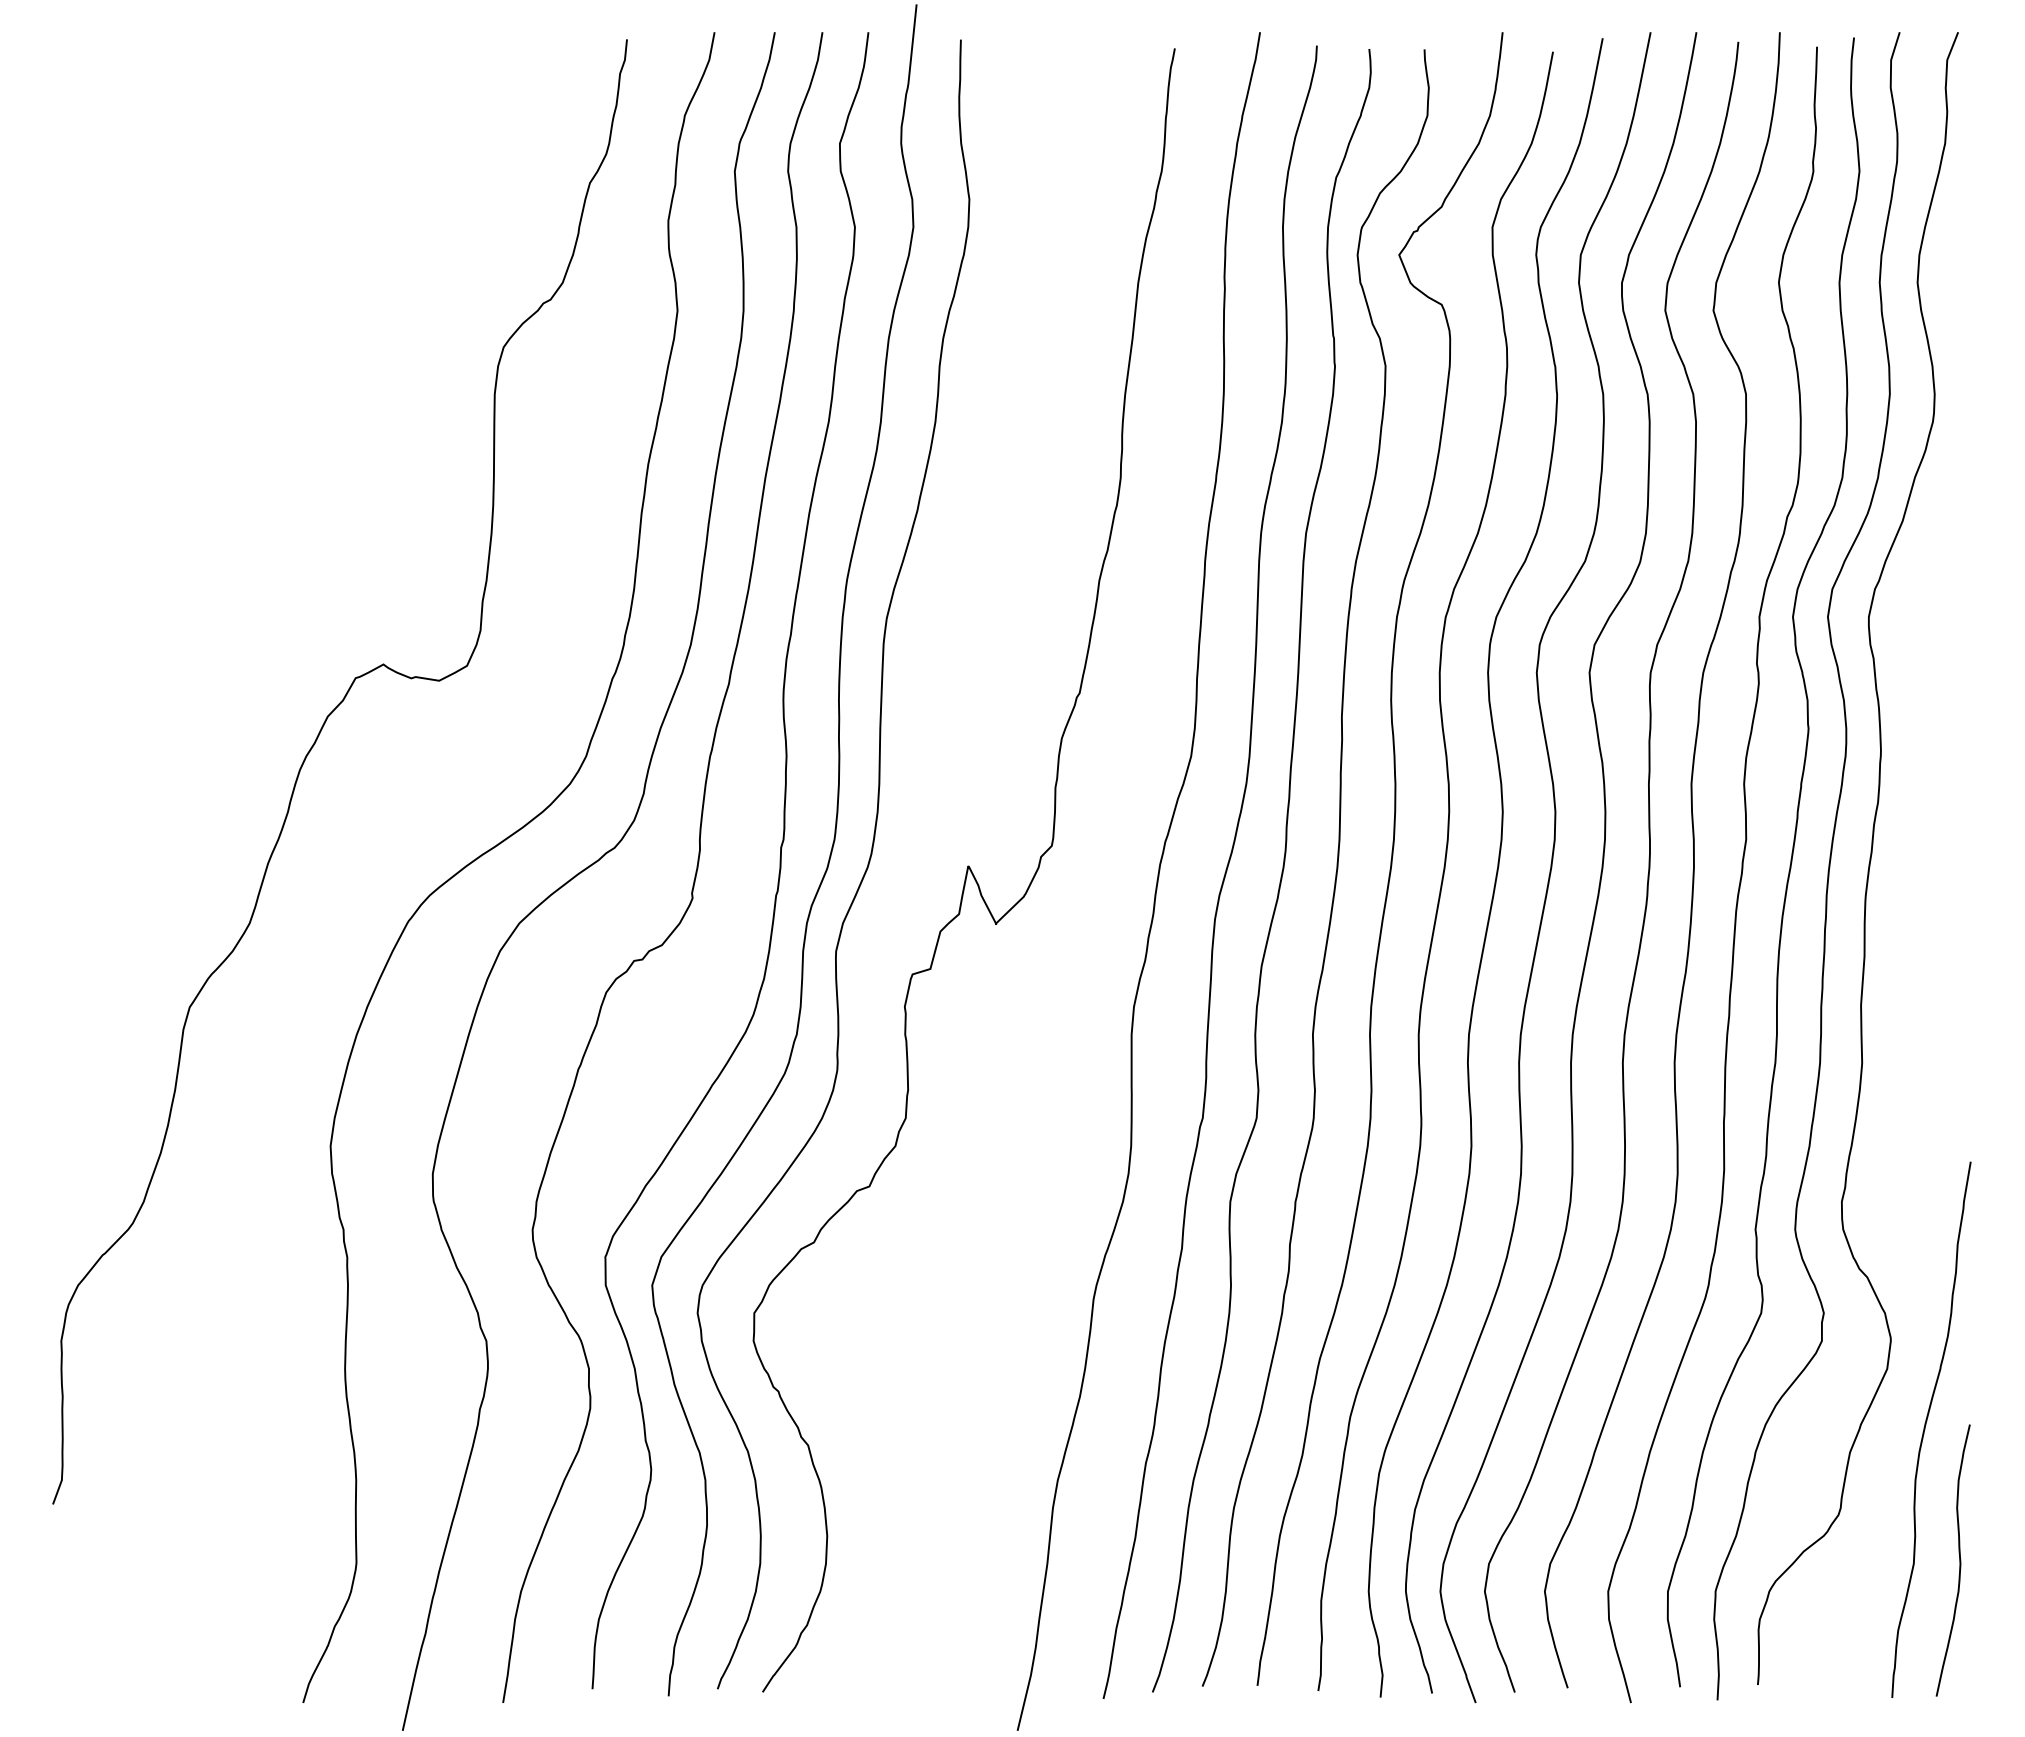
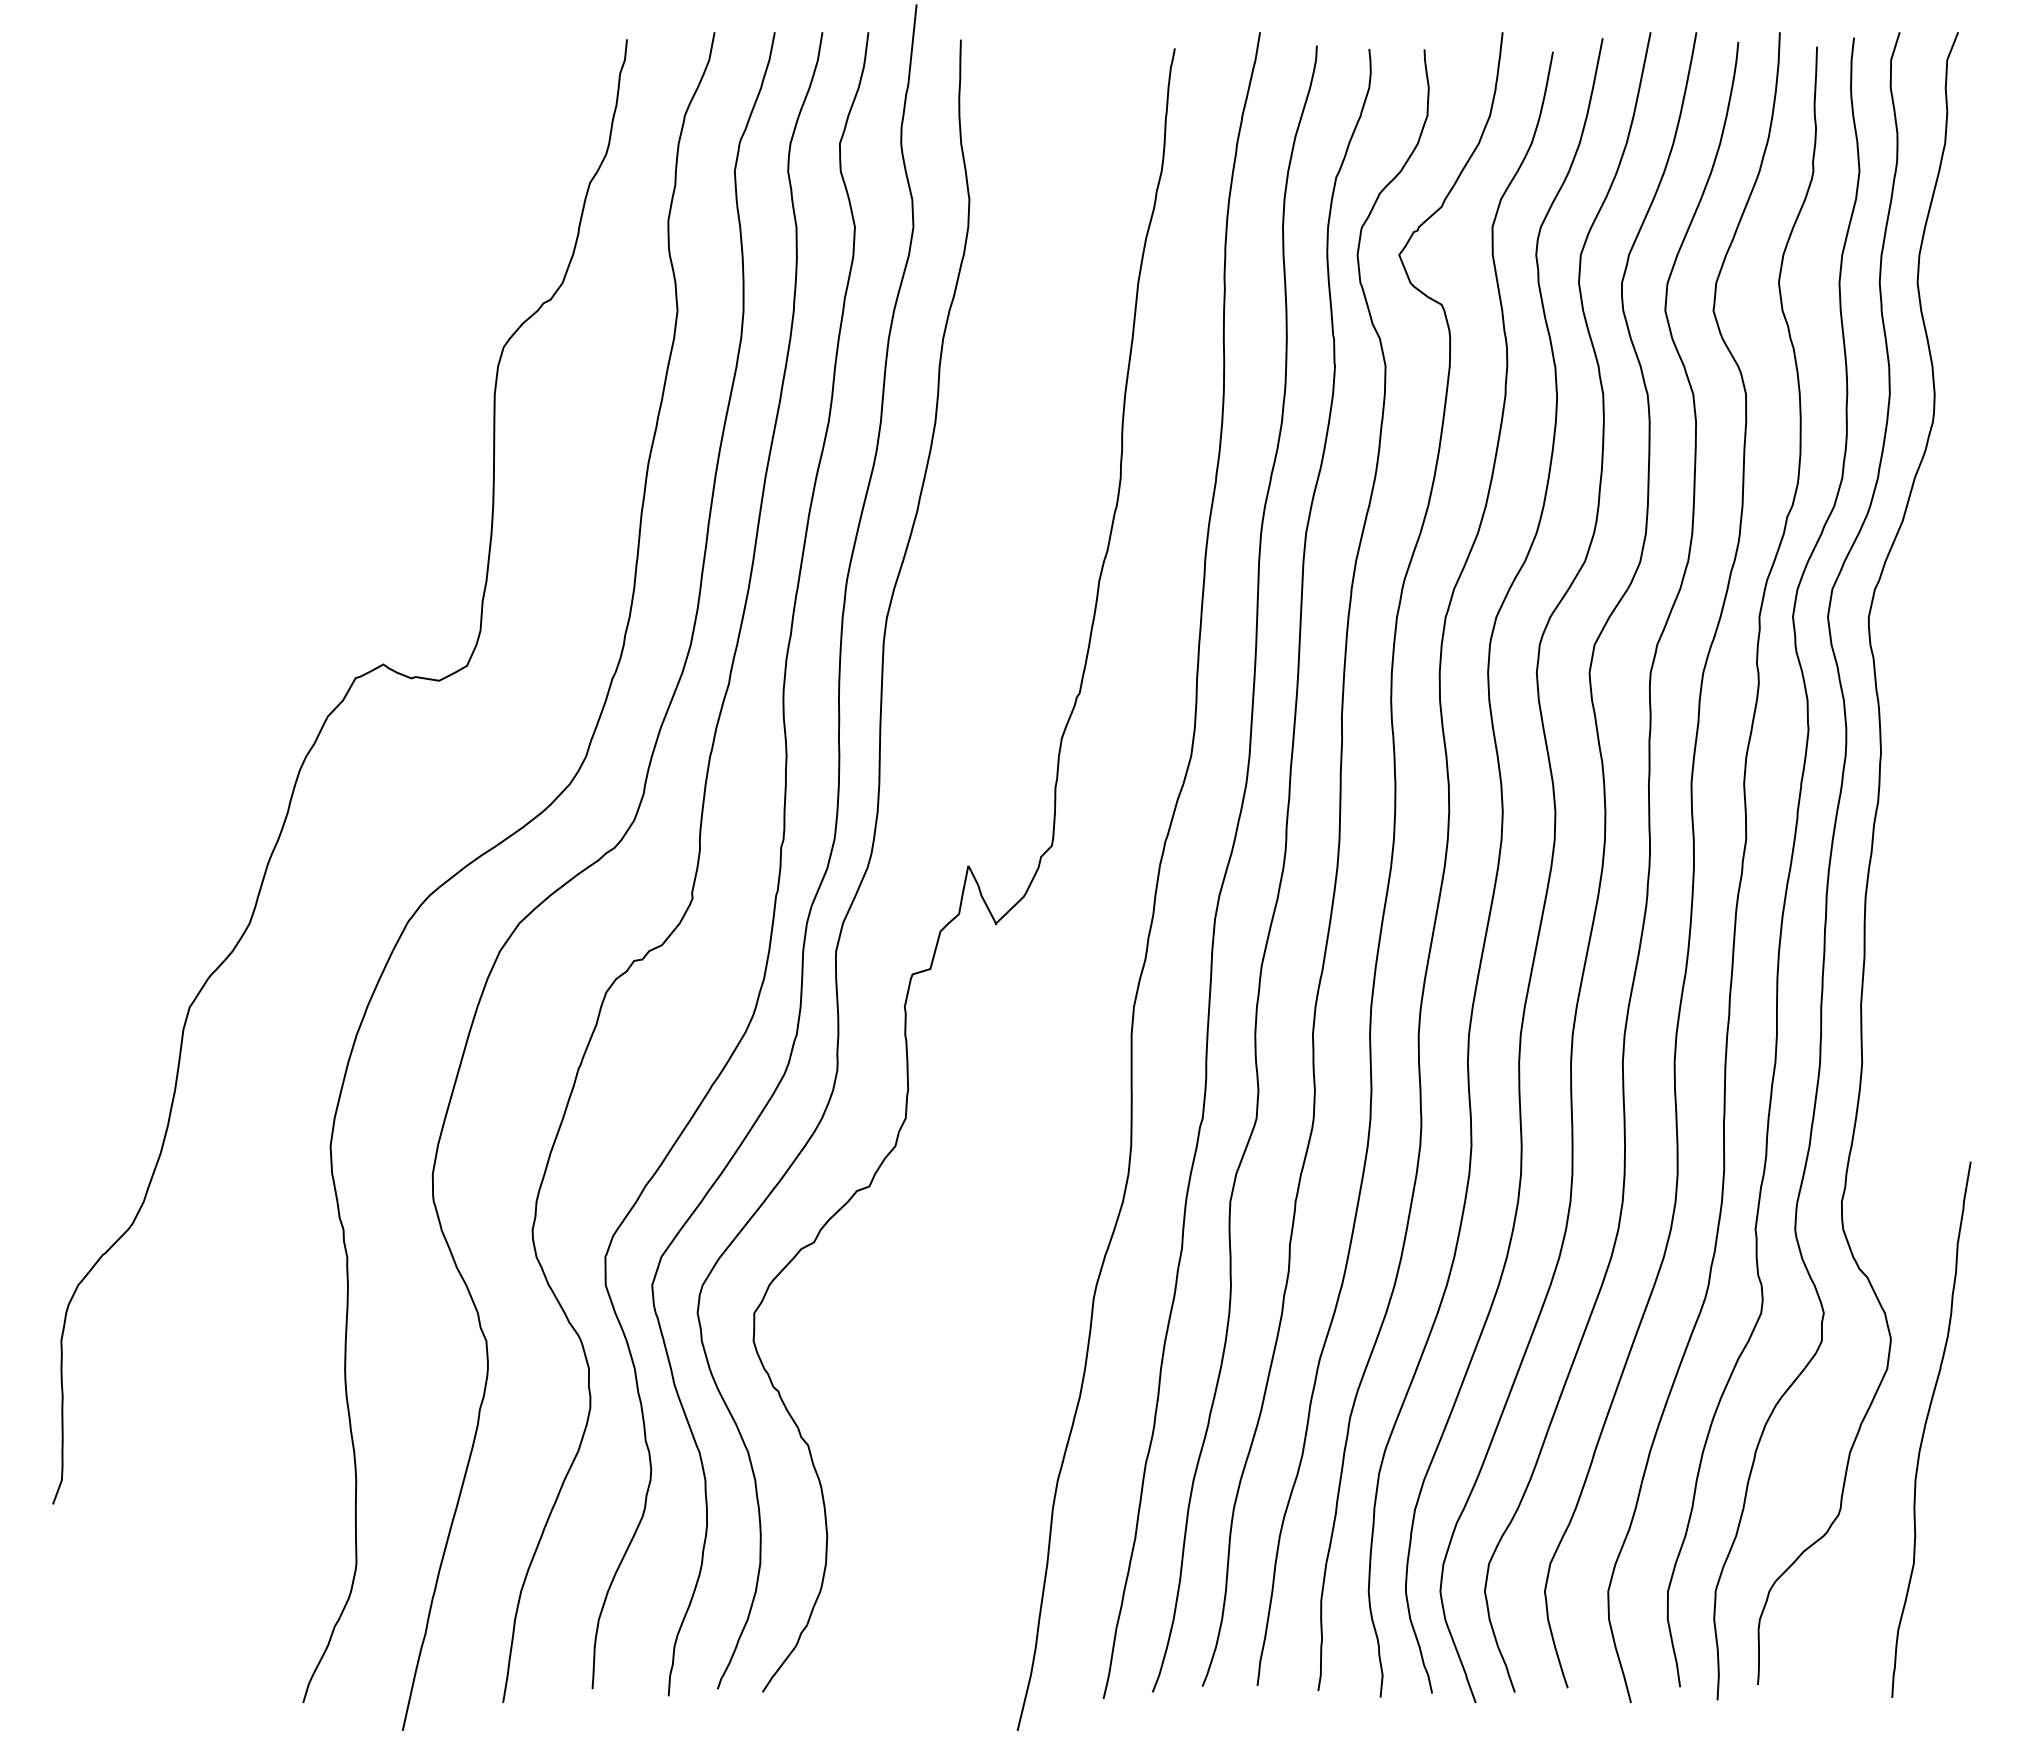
curve: present -> none (1959, 1560)
